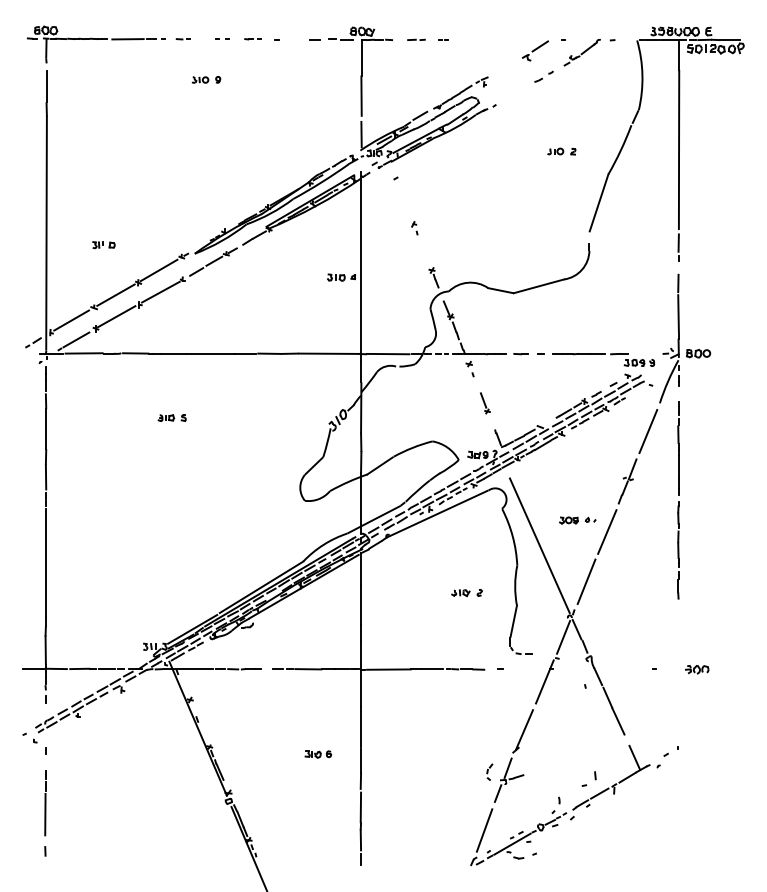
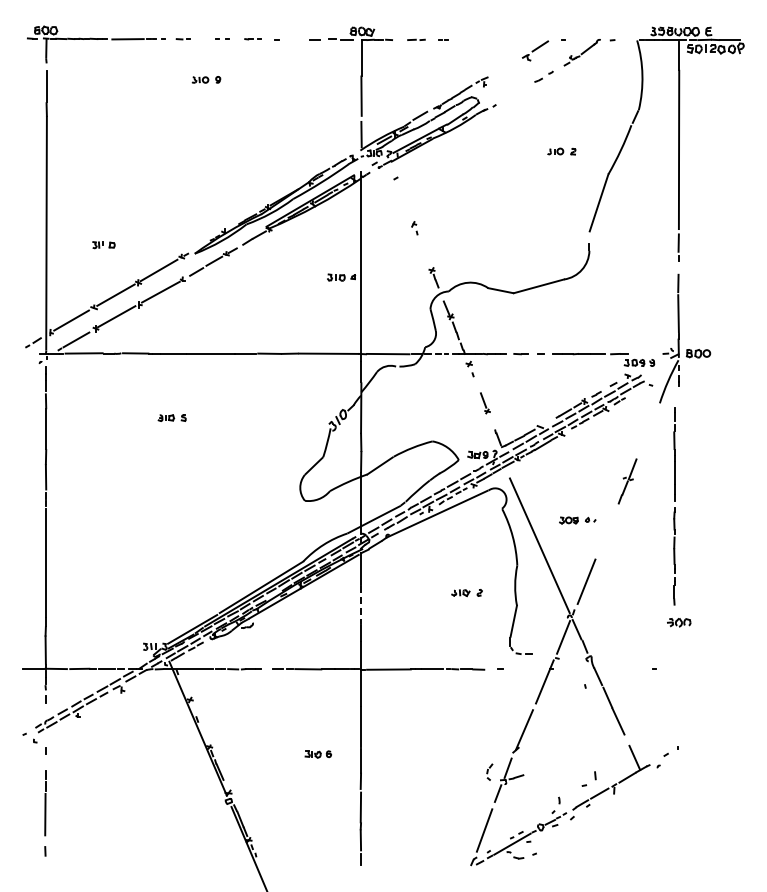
line: present -> none (648, 431)
line position: (678, 501) -> (674, 507) (674, 507)
line: present -> none (607, 531)
line: solid -> dashed (361, 605)
part position: (697, 669) -> (679, 622) (679, 622)
